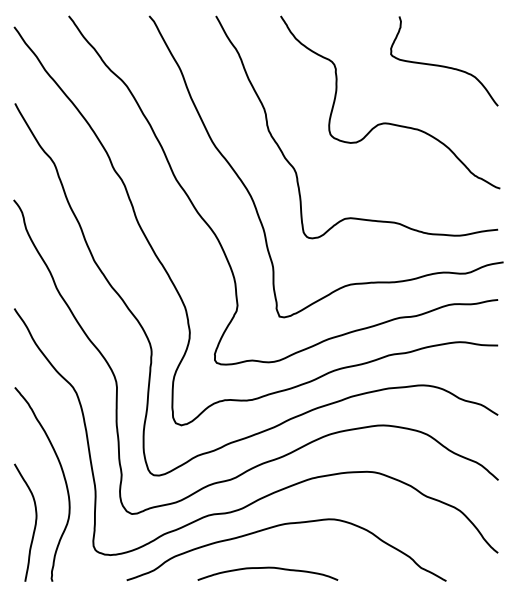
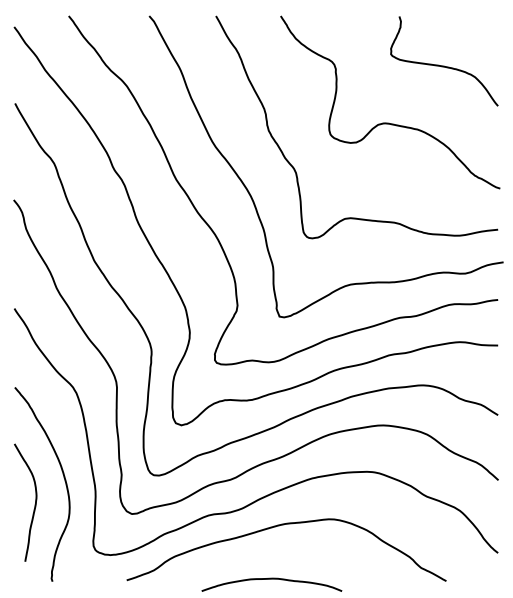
curve position: (34, 524) -> (34, 504) (34, 504)
curve position: (267, 568) -> (271, 579) (271, 579)
